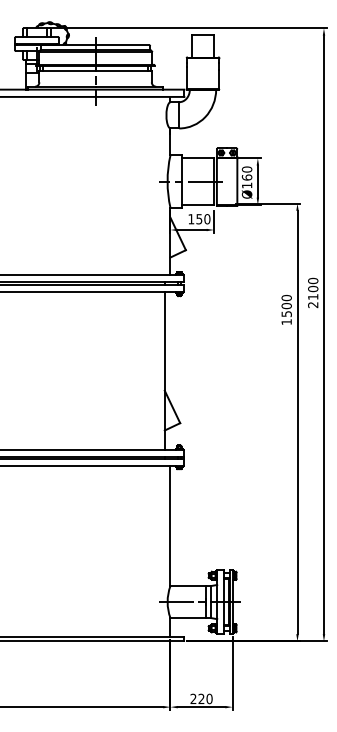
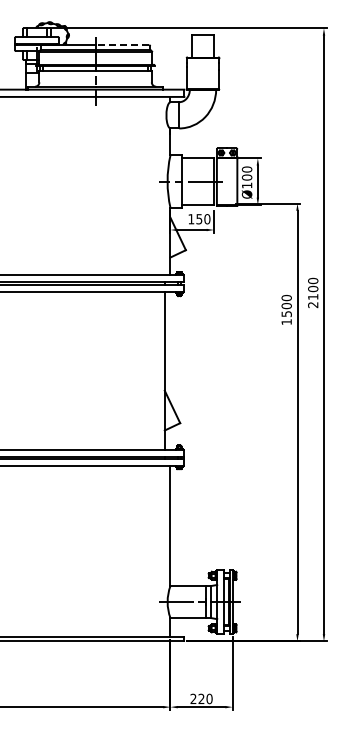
line: solid -> dashed (122, 45)
text: Ø160 -> Ø100 (246, 177)
